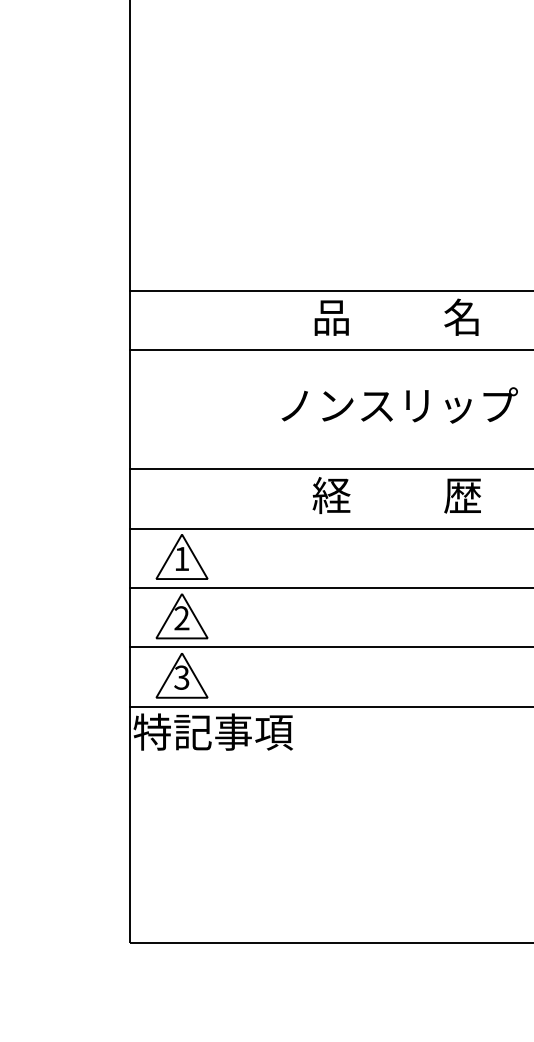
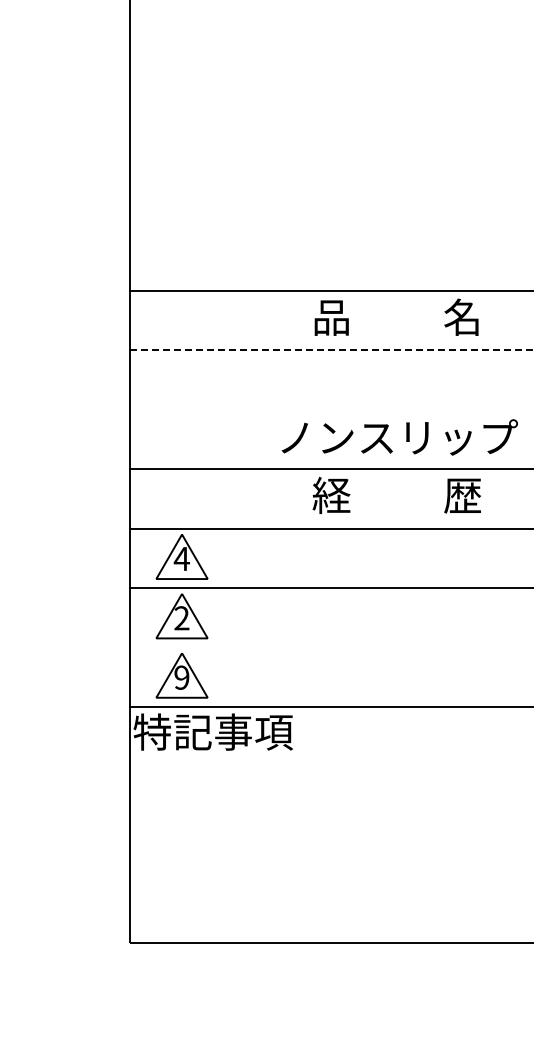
line: solid -> dashed (332, 350)
text position: (399, 405) -> (399, 437) (399, 437)
text: 1 -> 4 (181, 558)
line: present -> none (330, 647)
text: 3 -> 9 (181, 677)
